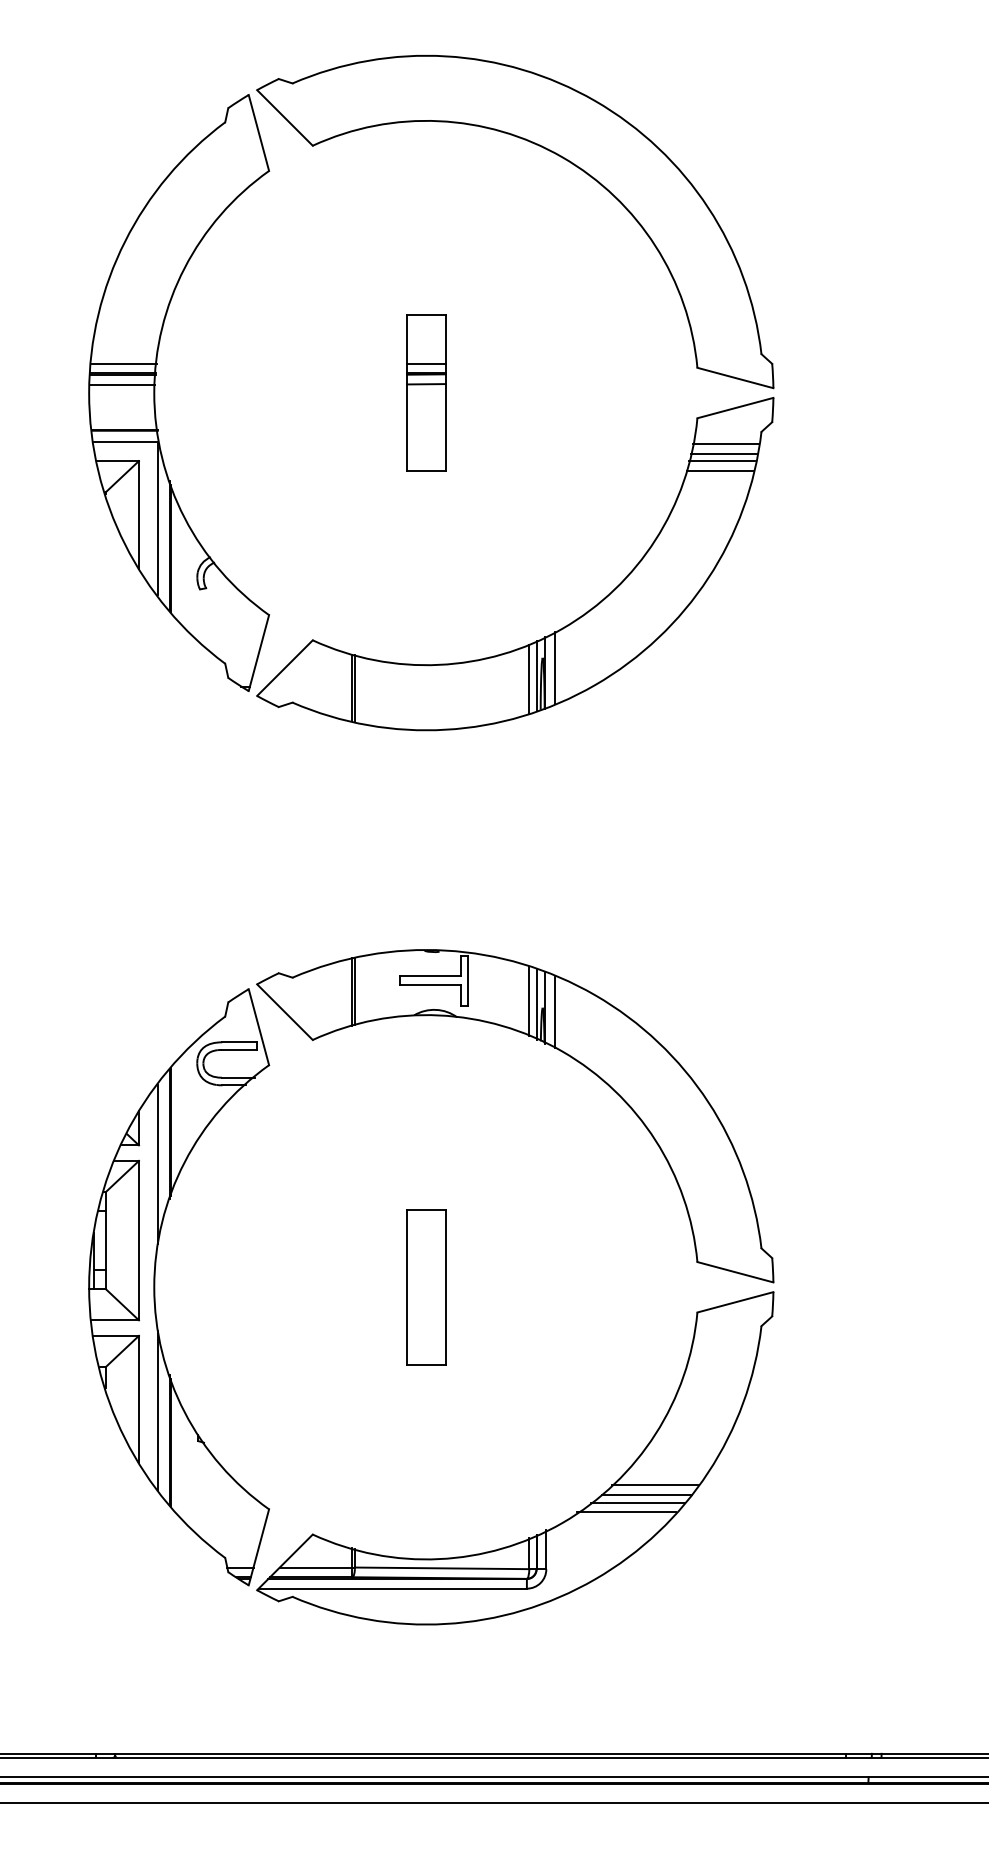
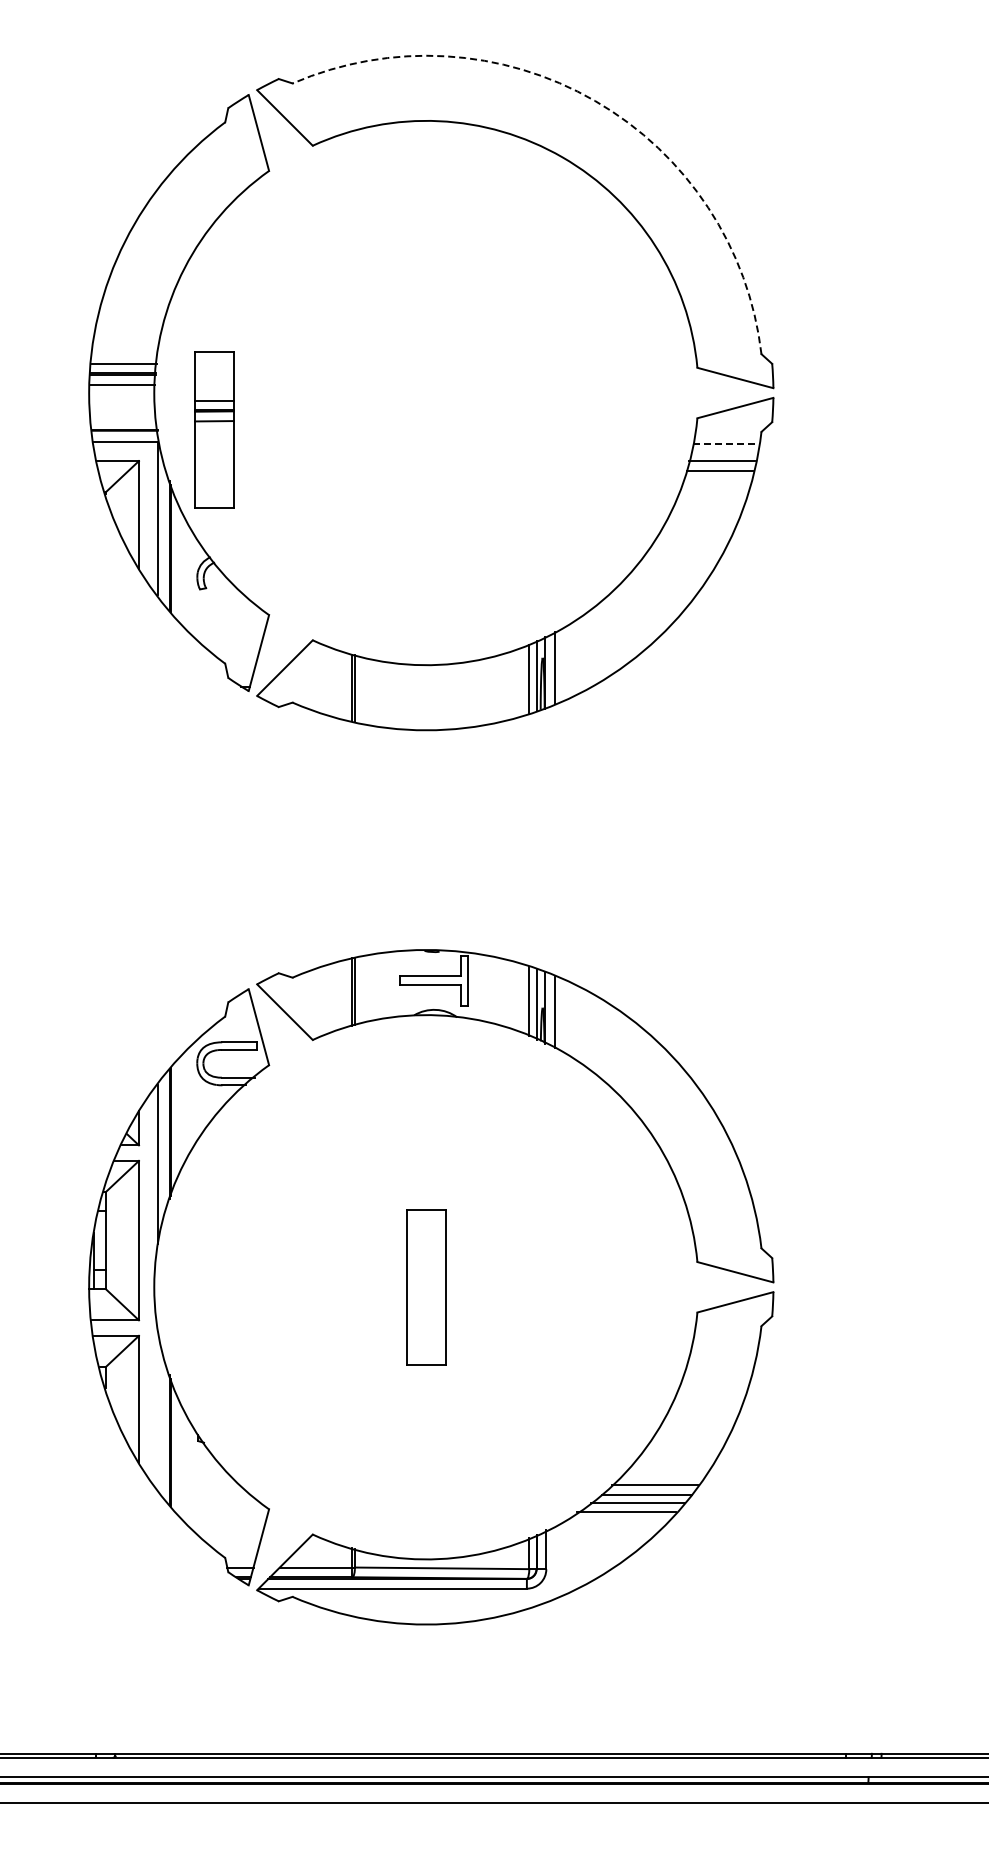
arc: solid -> dashed (595, 100)
part position: (426, 392) -> (214, 429) (214, 429)
line: solid -> dashed (726, 443)
line: present -> none (723, 453)
line: present -> none (158, 1409)
